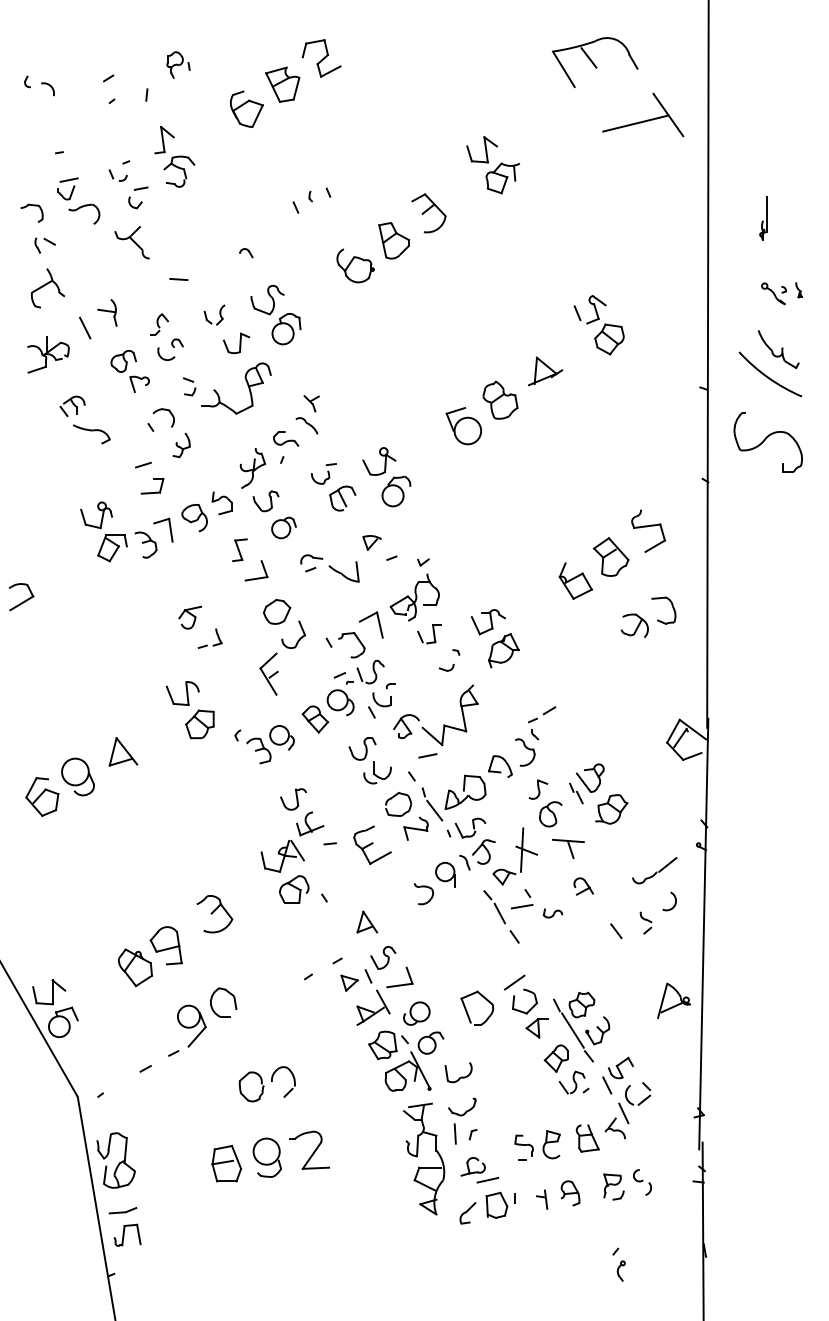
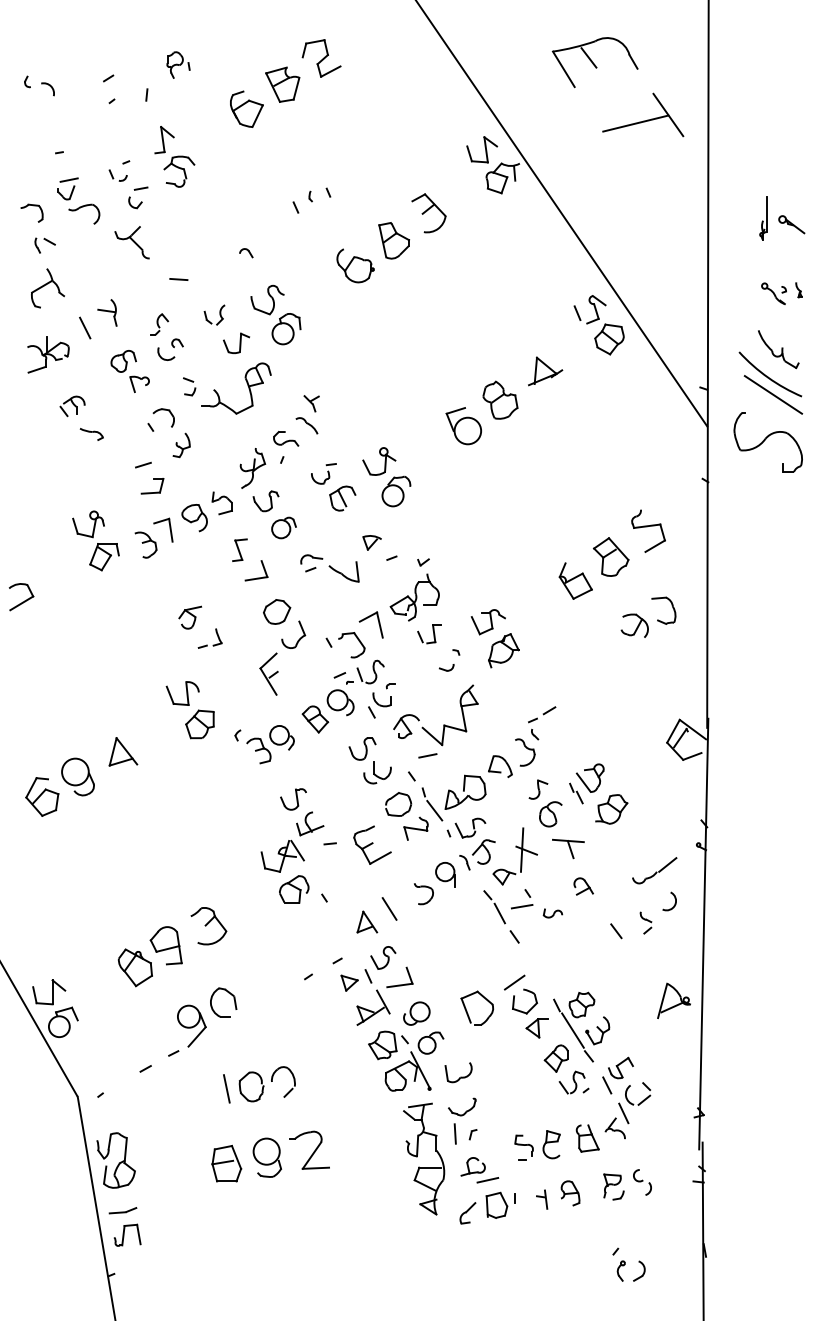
line: none -> present (562, 214)
part: none -> present (791, 224)
line: none -> present (773, 394)
part size: 38x21 px -> 25x13 px (91, 434)
part position: (103, 531) -> (95, 540) (95, 540)
line: none -> present (389, 908)
part position: (214, 914) -> (208, 926) (208, 926)
line: none -> present (226, 1088)
part: none -> present (639, 1270)
